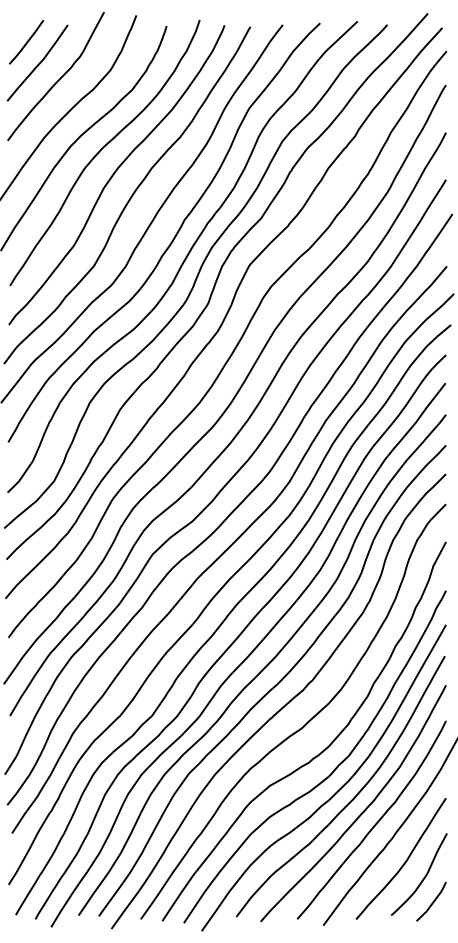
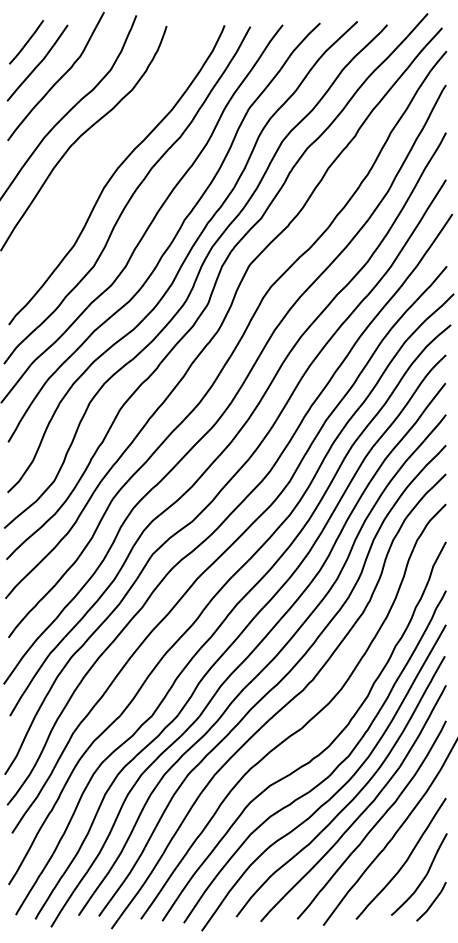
curve: present -> none (102, 149)
